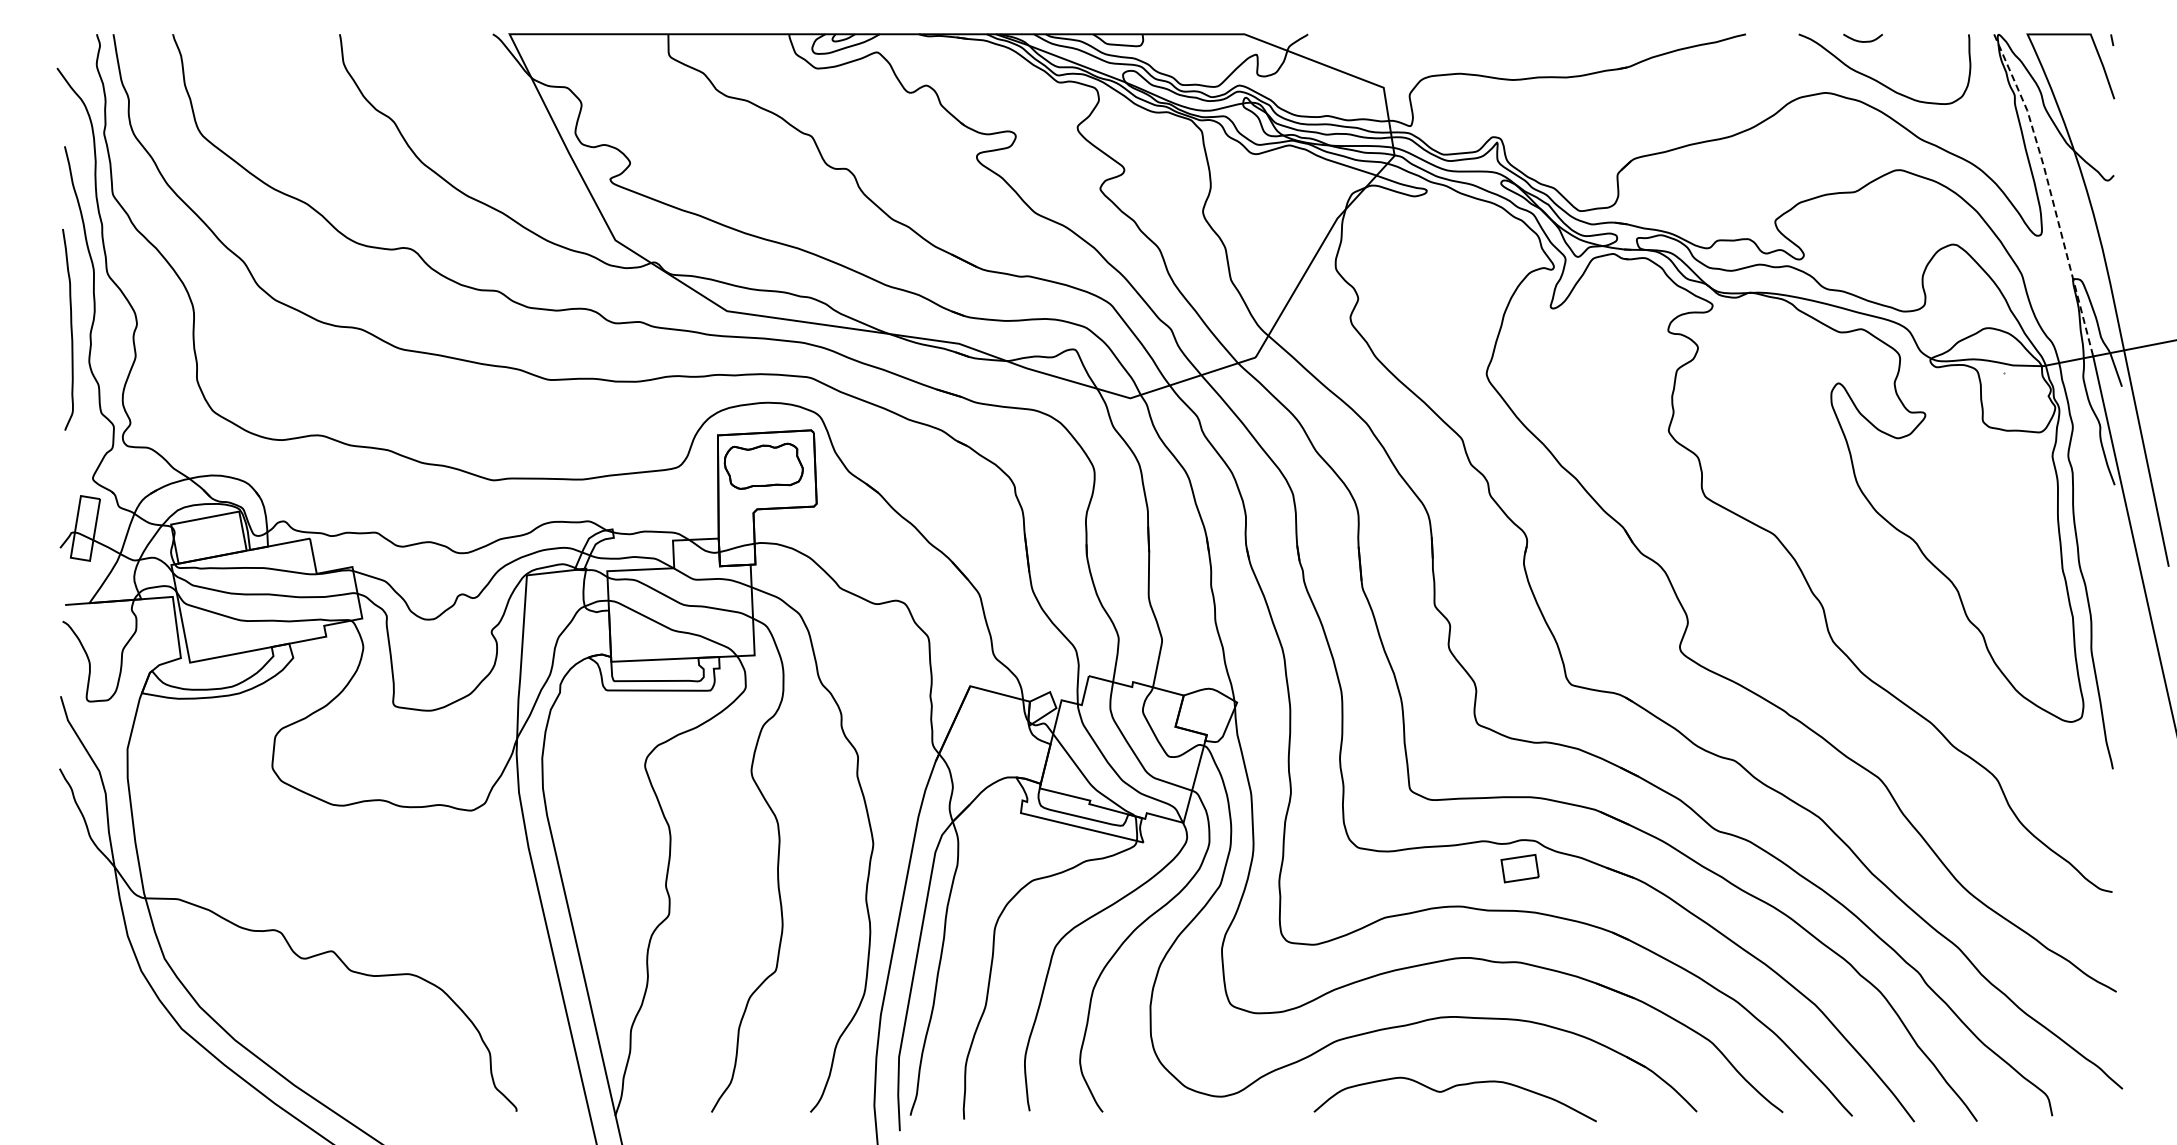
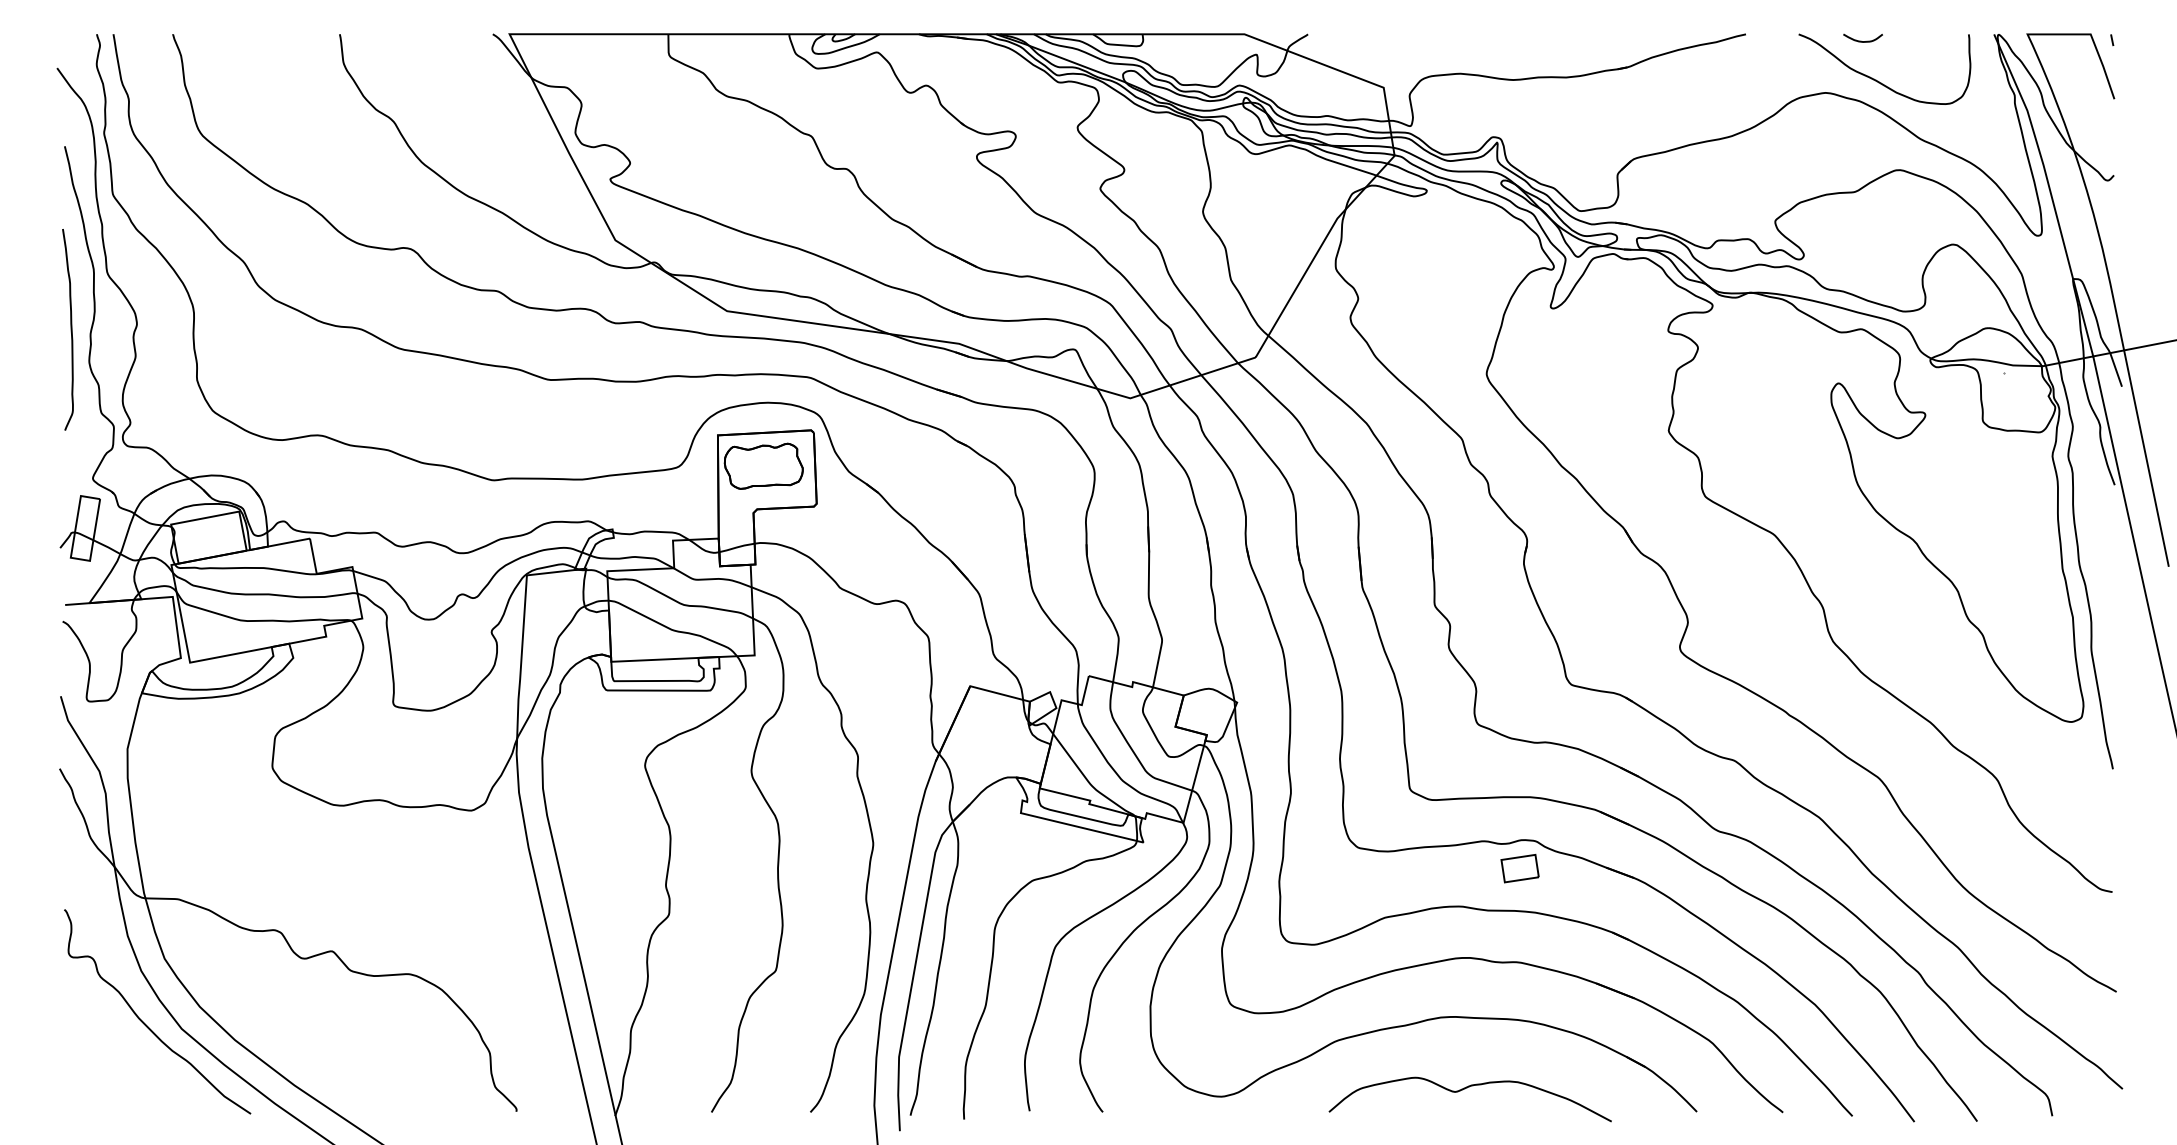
line: dashed -> solid (2050, 191)
curve: none -> present (145, 1023)
curve position: (1450, 1089) -> (1465, 1089) (1465, 1089)
